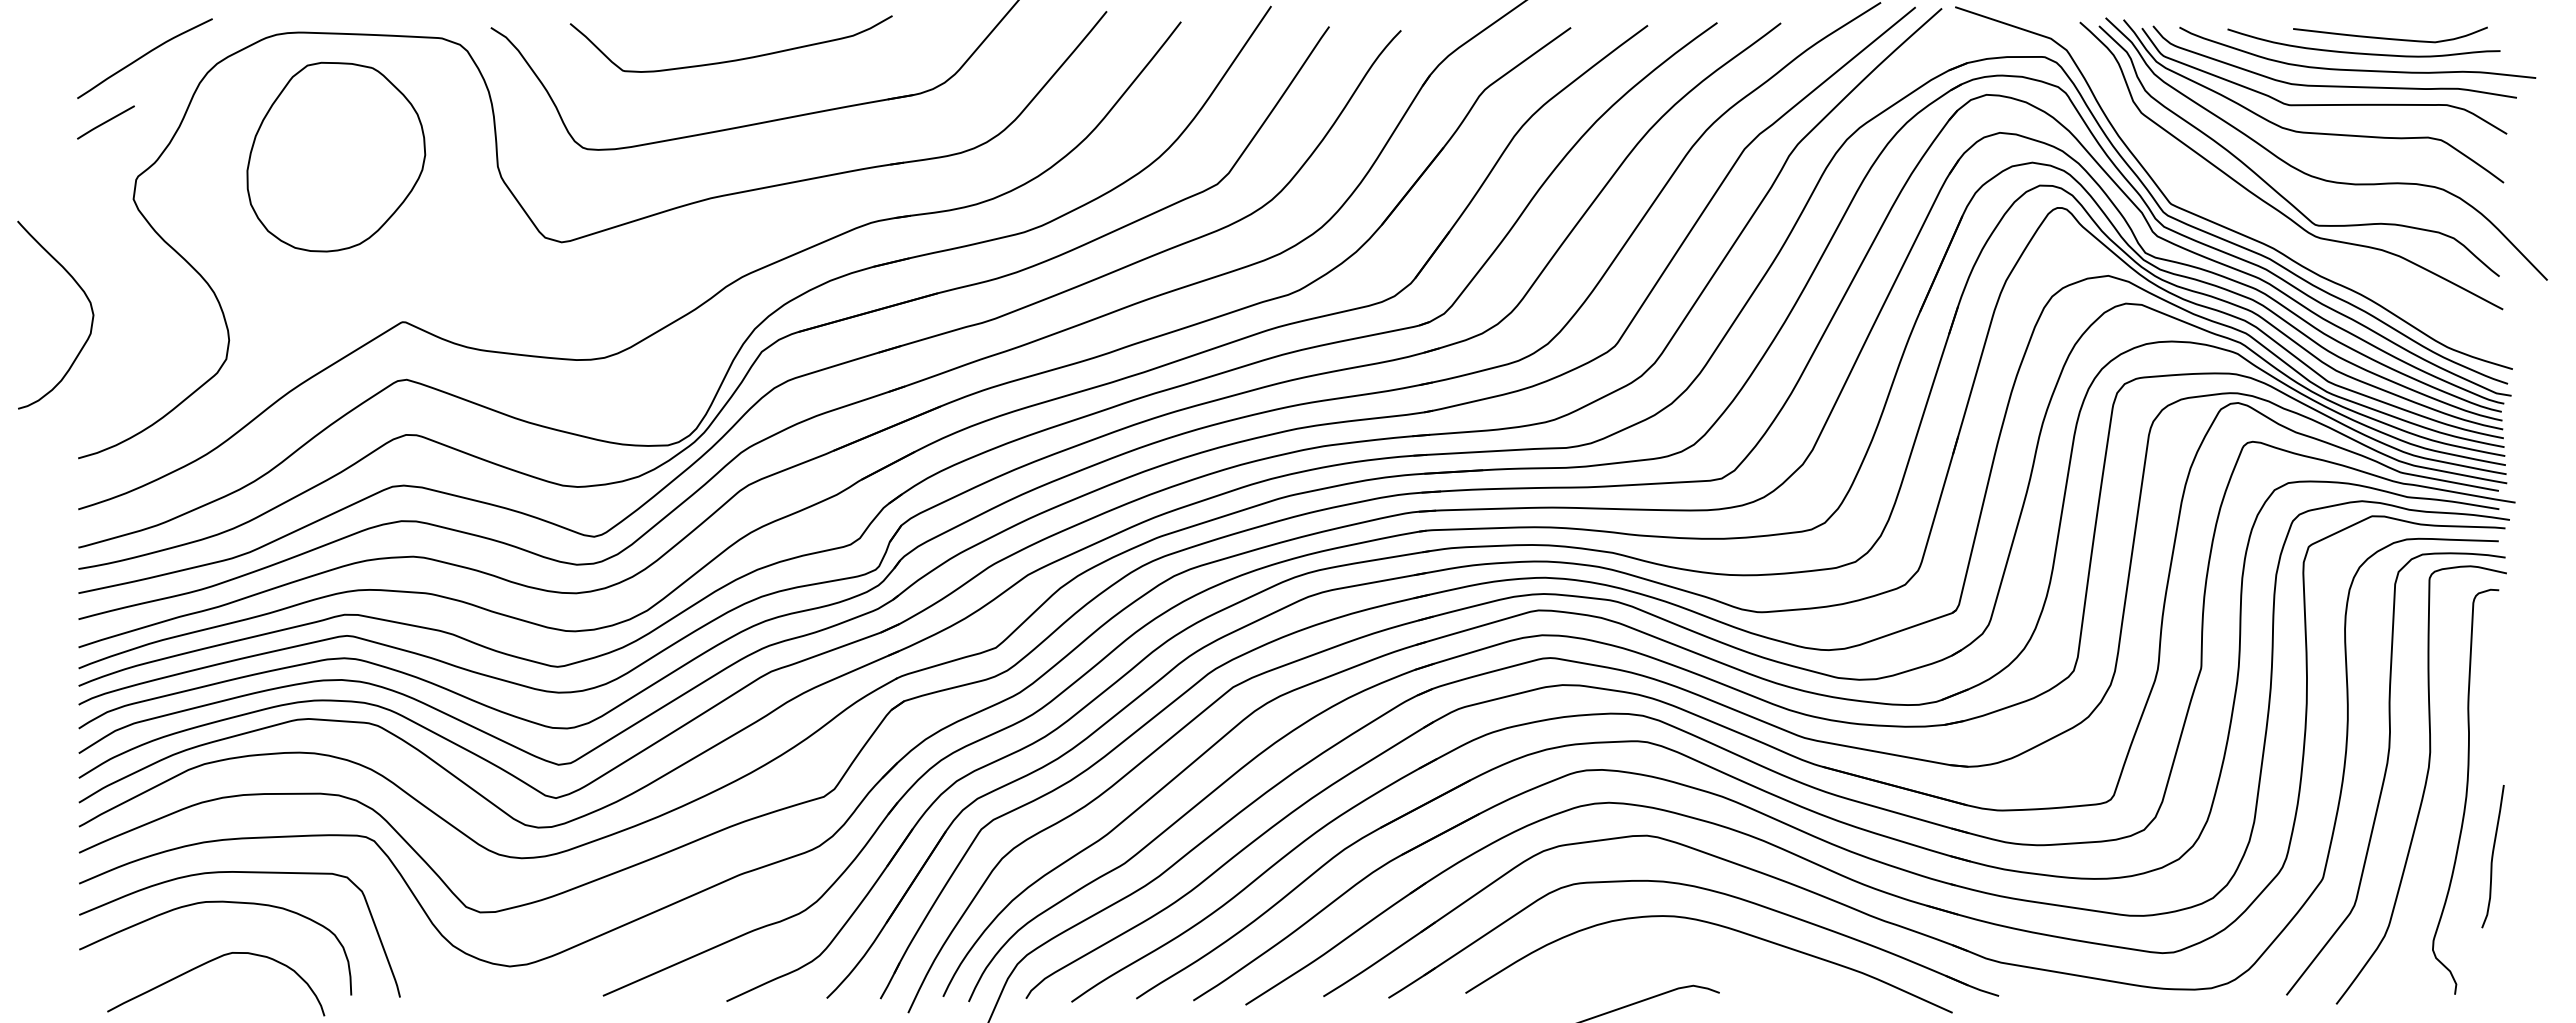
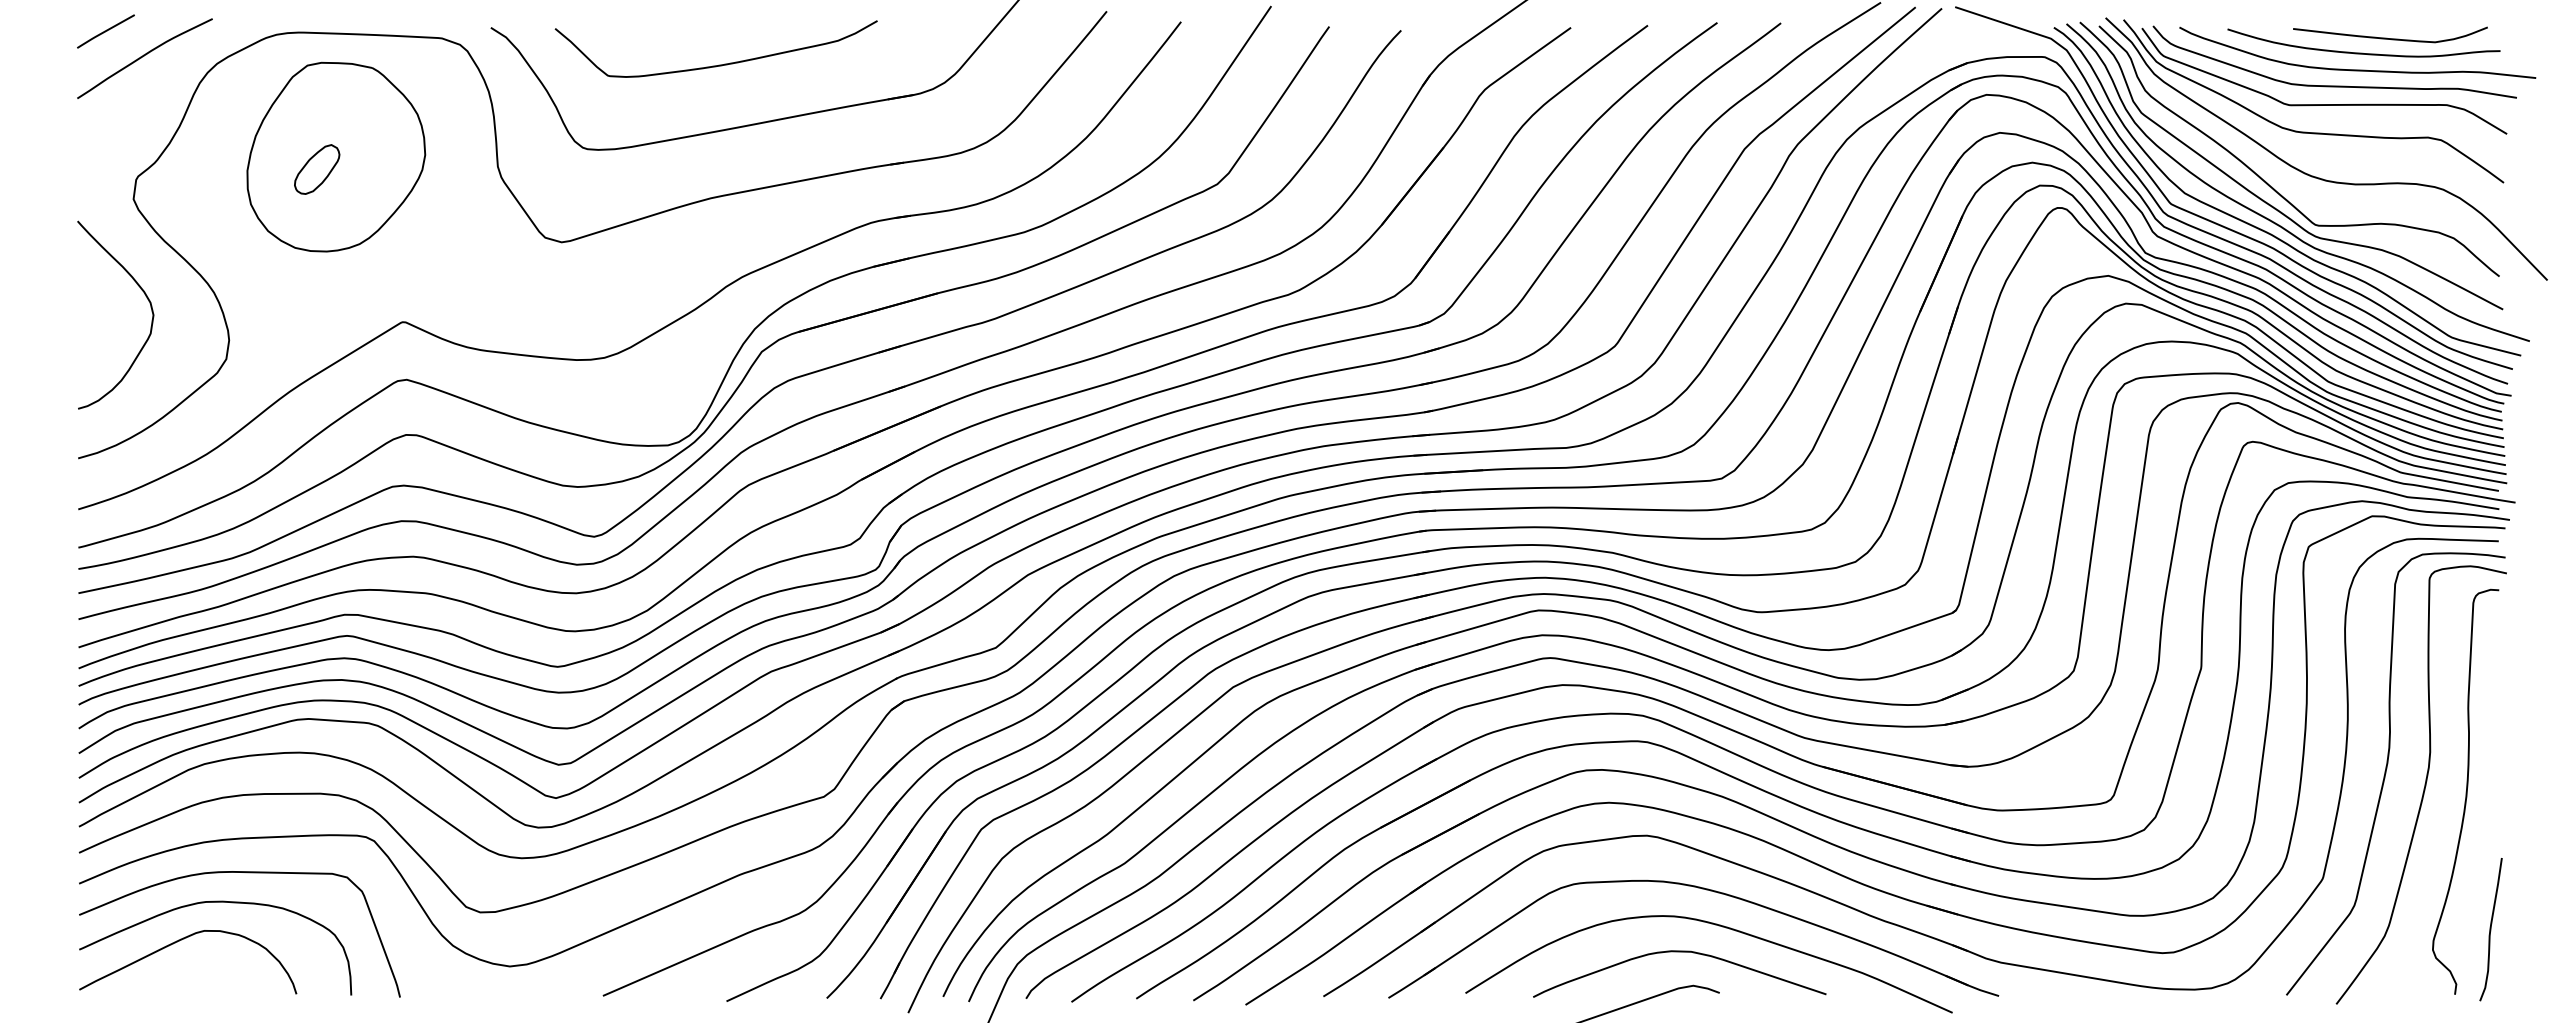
curve position: (733, 59) -> (718, 64) (718, 64)
line position: (105, 122) -> (105, 31) (105, 31)
part: none -> present (317, 169)
part: none -> present (2274, 221)
curve position: (86, 298) -> (146, 298) (146, 298)
curve position: (2492, 856) -> (2490, 929) (2490, 929)
curve: none -> present (1679, 952)
curve position: (205, 964) -> (177, 942) (177, 942)
